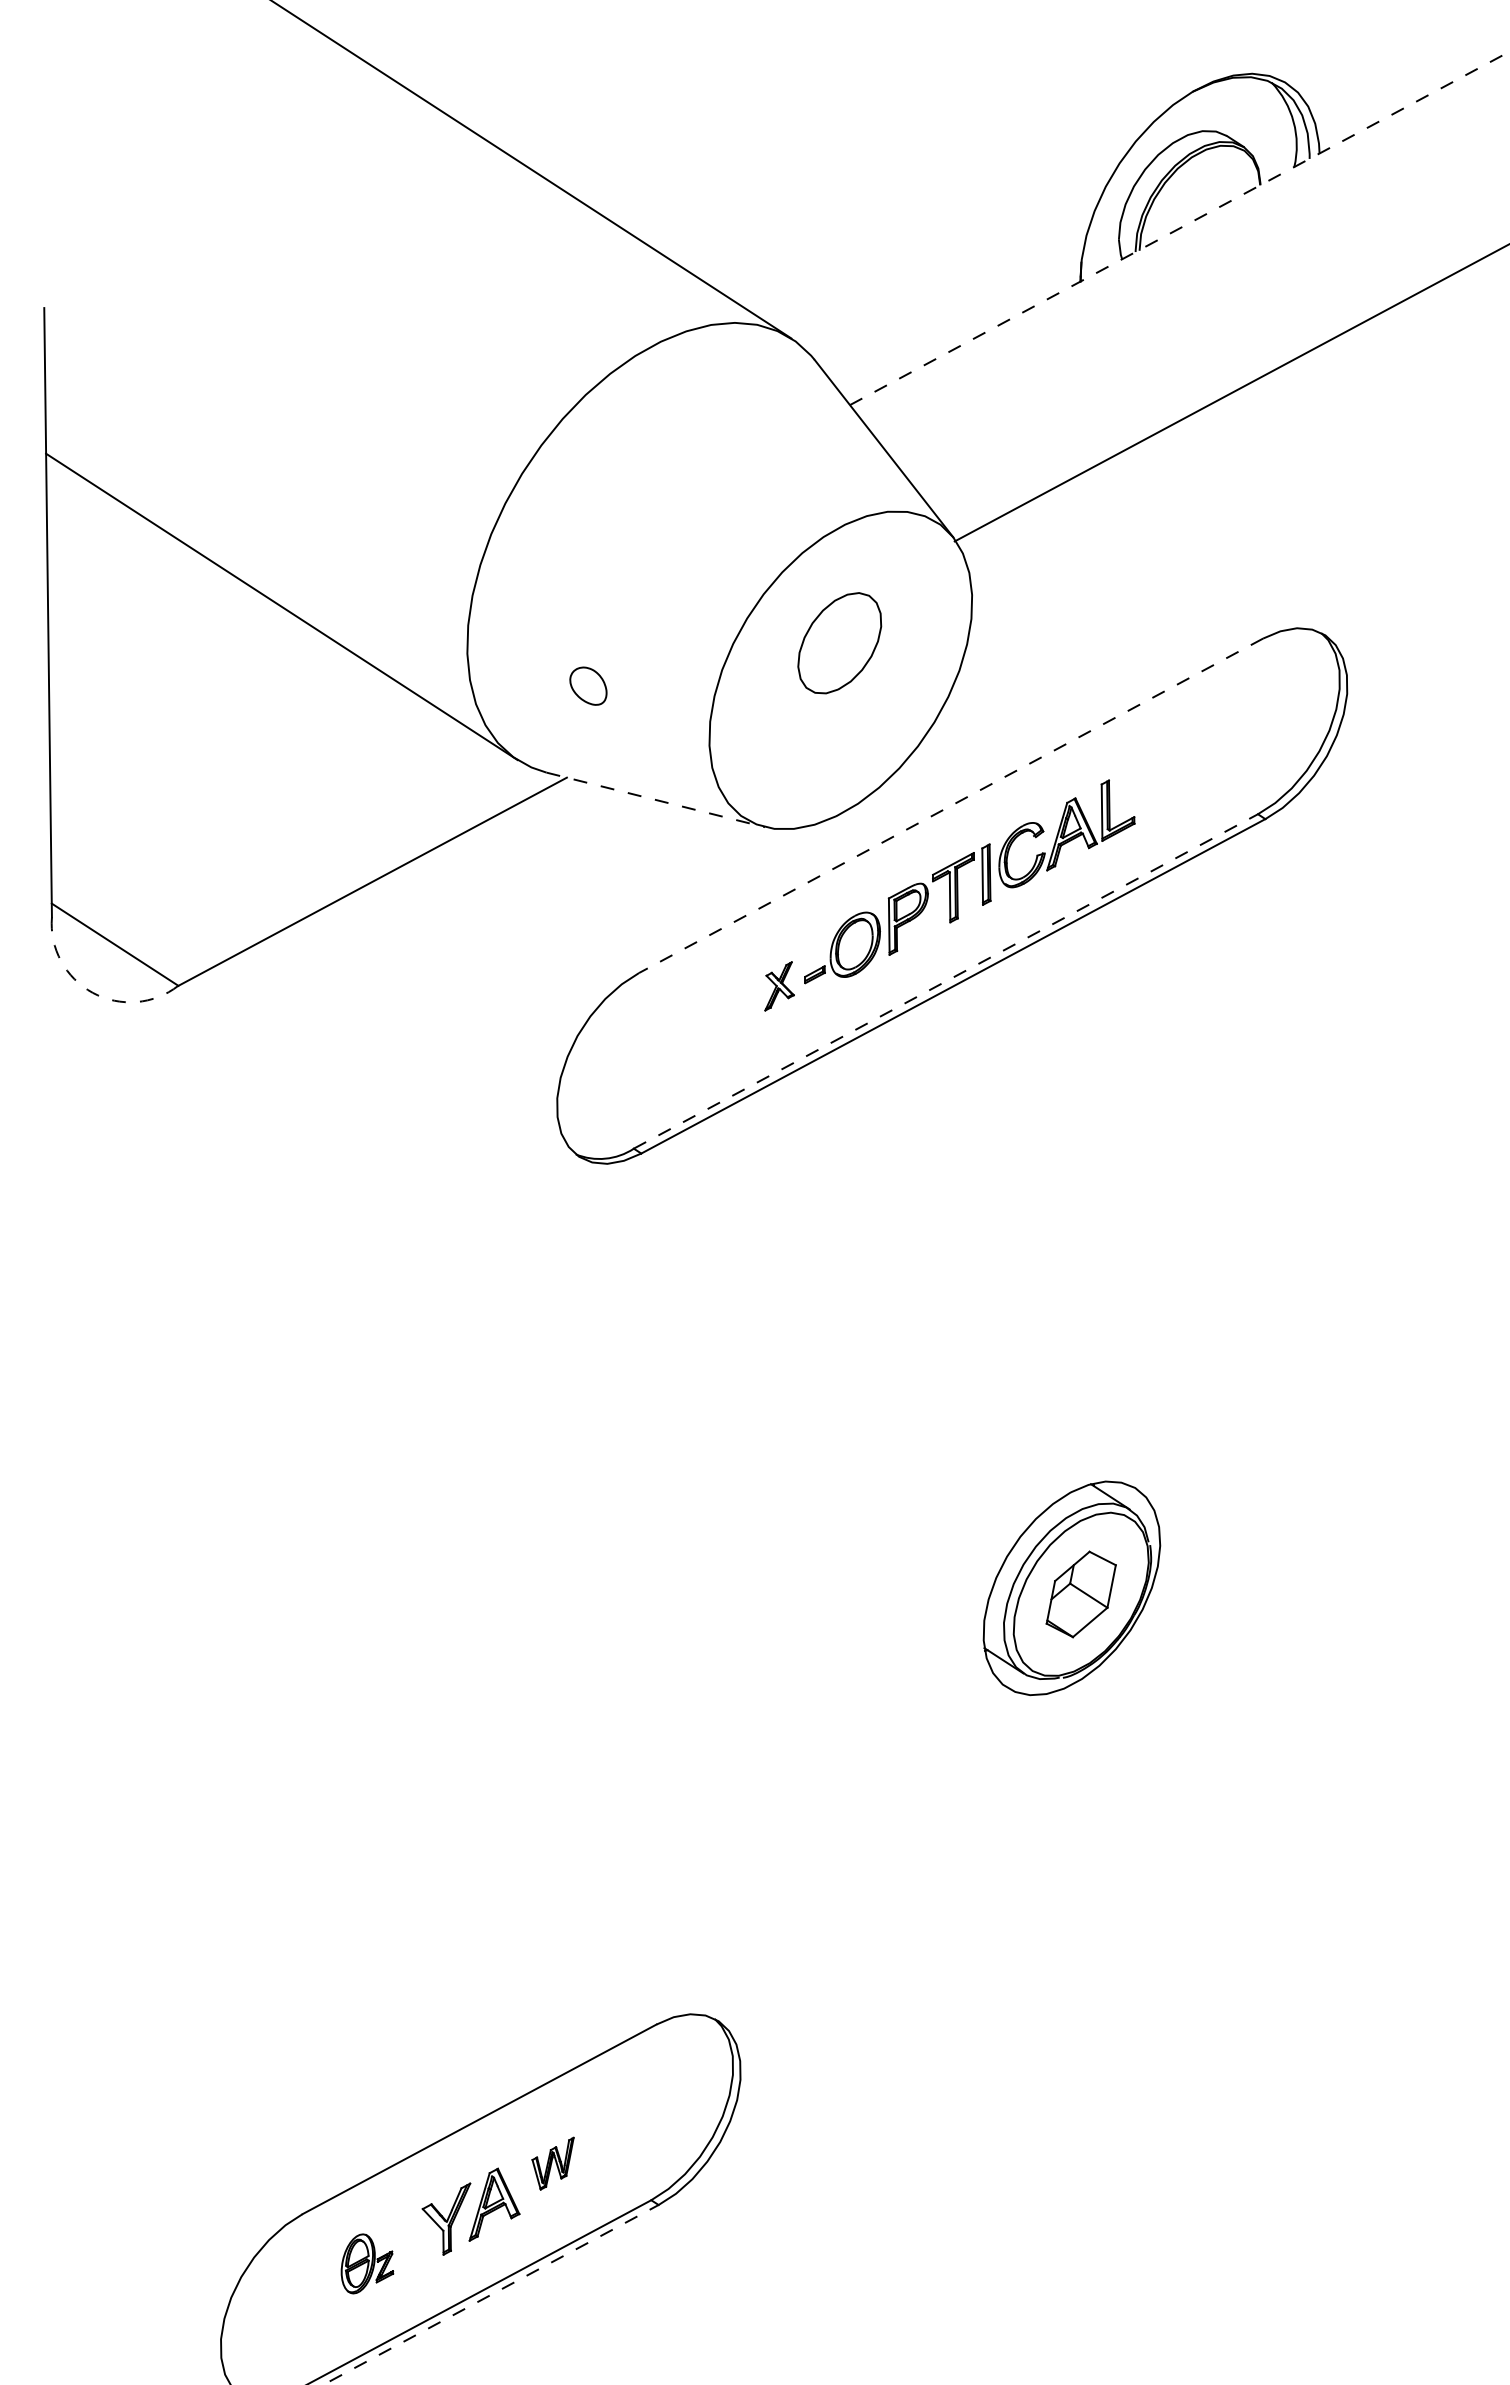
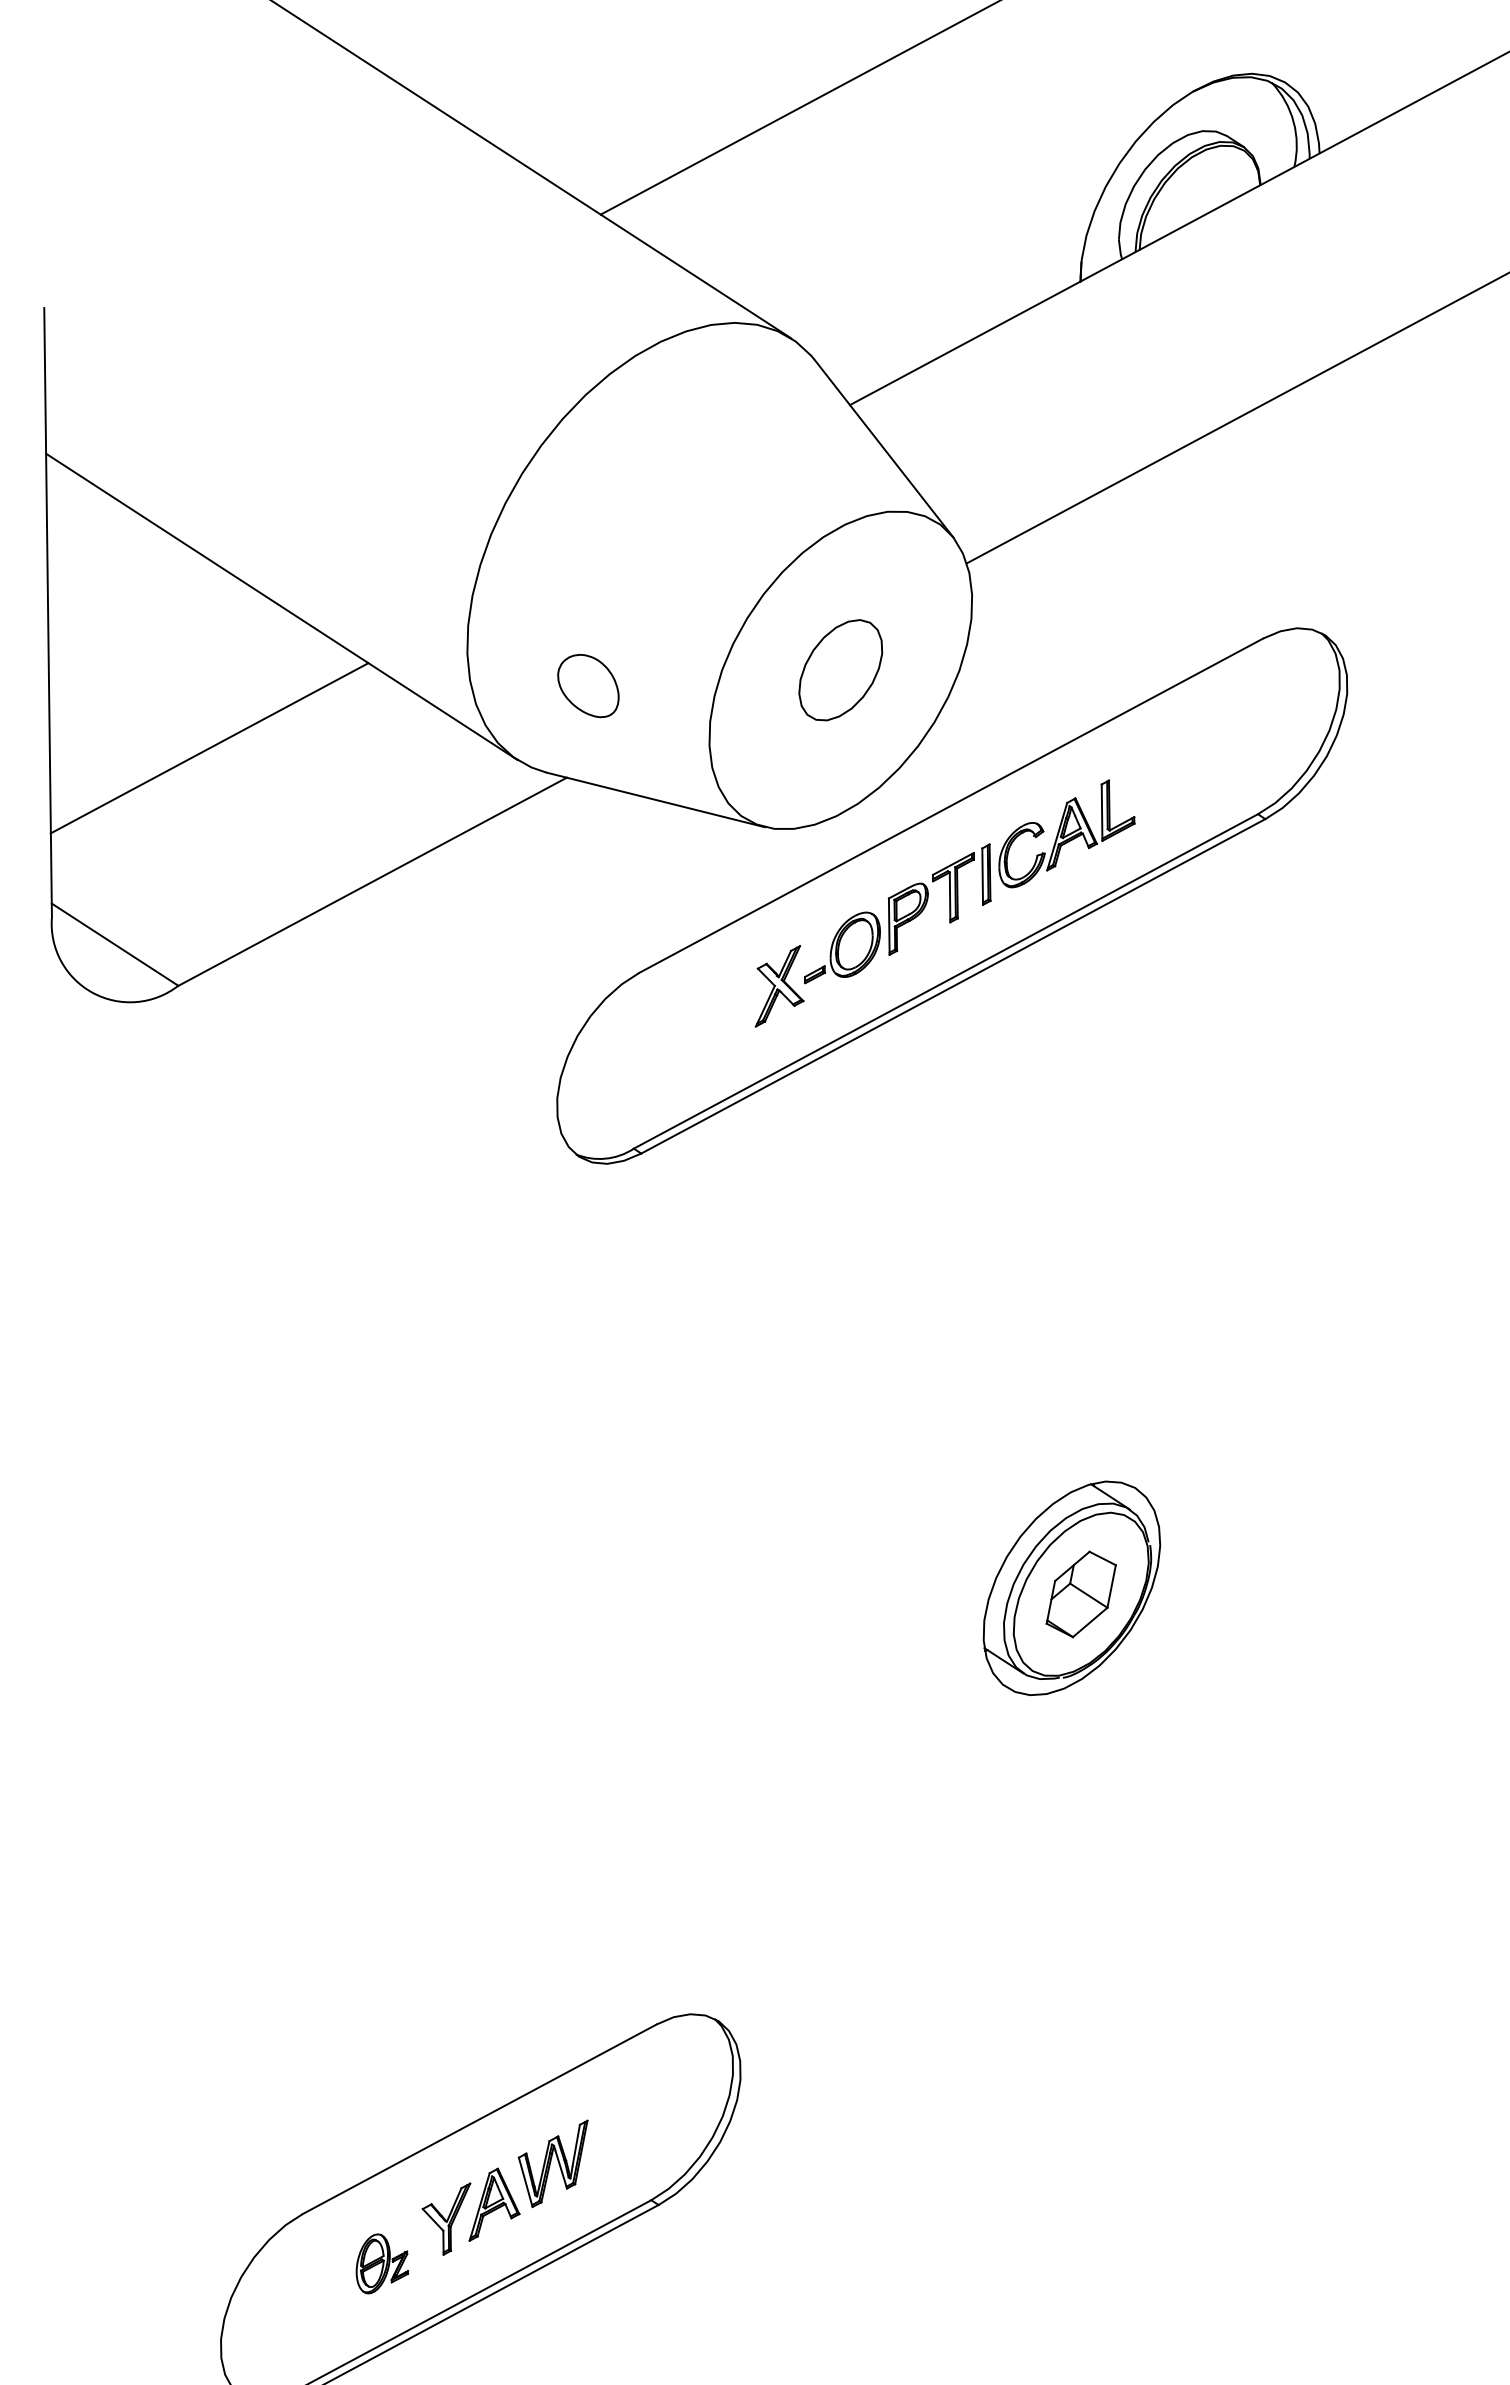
line: none -> present (798, 108)
line: dashed -> solid (1180, 228)
line position: (1230, 393) -> (1236, 418) (1236, 418)
part position: (839, 643) -> (840, 670) (840, 670)
part size: 39x40 px -> 63x65 px (588, 686)
line: none -> present (209, 748)
line: dashed -> solid (655, 799)
line: dashed -> solid (951, 805)
line: dashed -> solid (946, 981)
part size: 31x51 px -> 51x83 px (779, 986)
arc: dashed -> solid (92, 992)
part size: 44x55 px -> 72x89 px (552, 2163)
part position: (367, 2263) -> (382, 2263) (382, 2263)
line: dashed -> solid (491, 2294)
